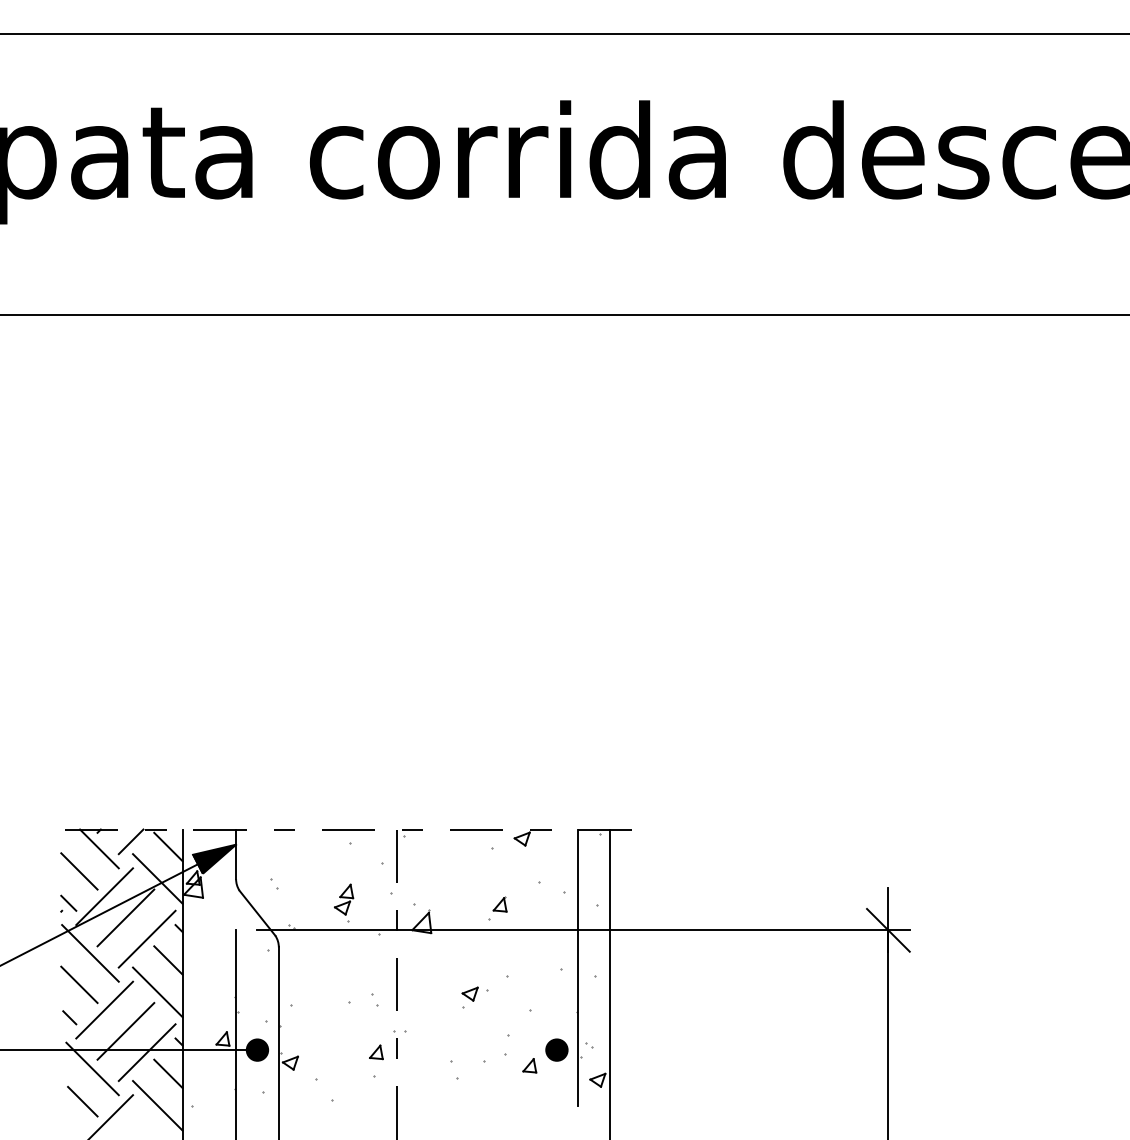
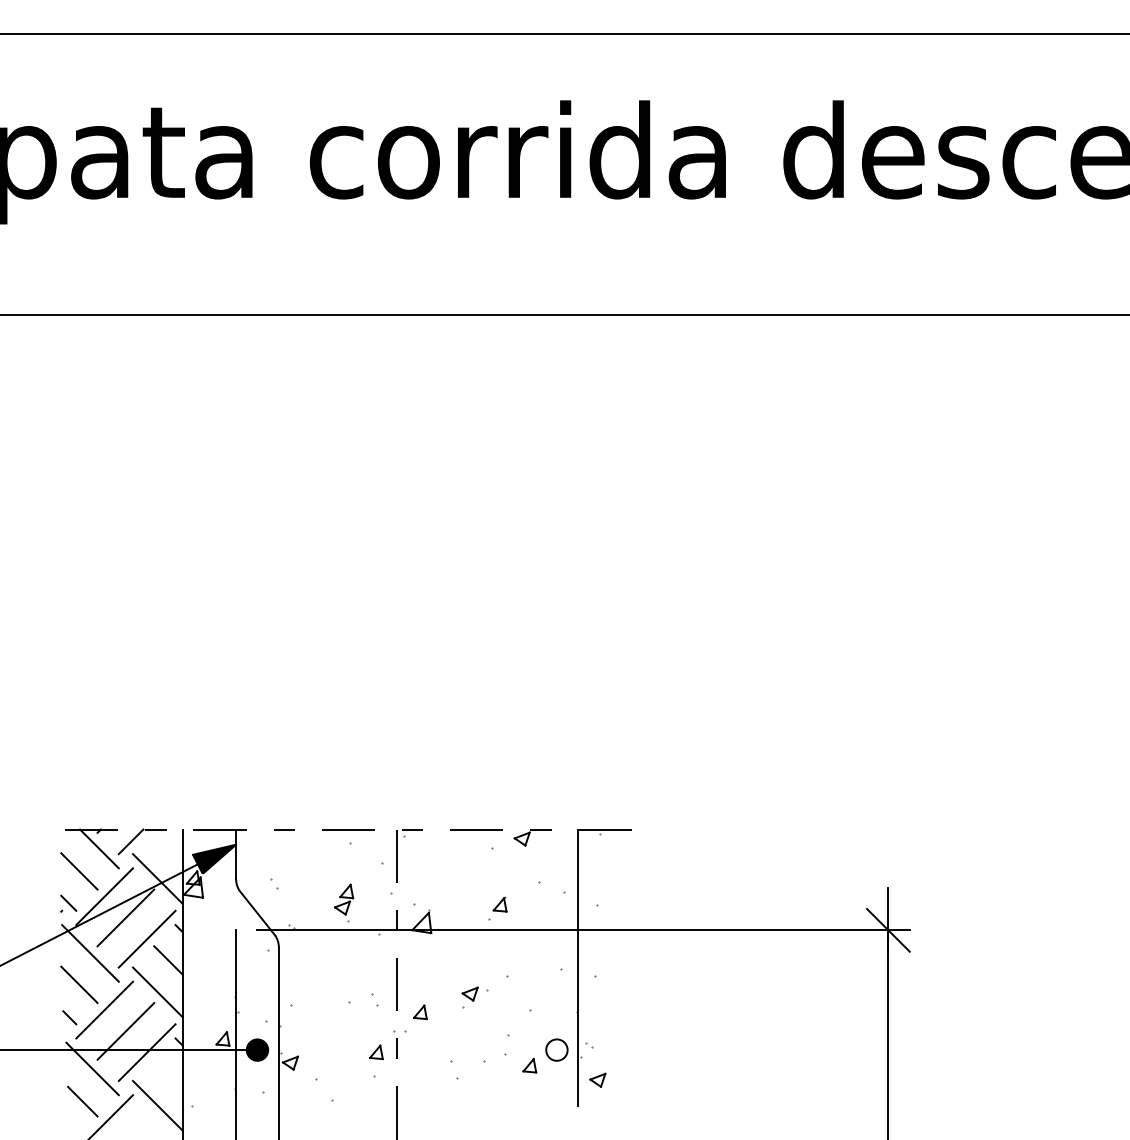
line: present -> none (168, 846)
line: present -> none (610, 982)
part: none -> present (420, 1012)
fill: present -> none (556, 1049)
line: present -> none (168, 1073)
